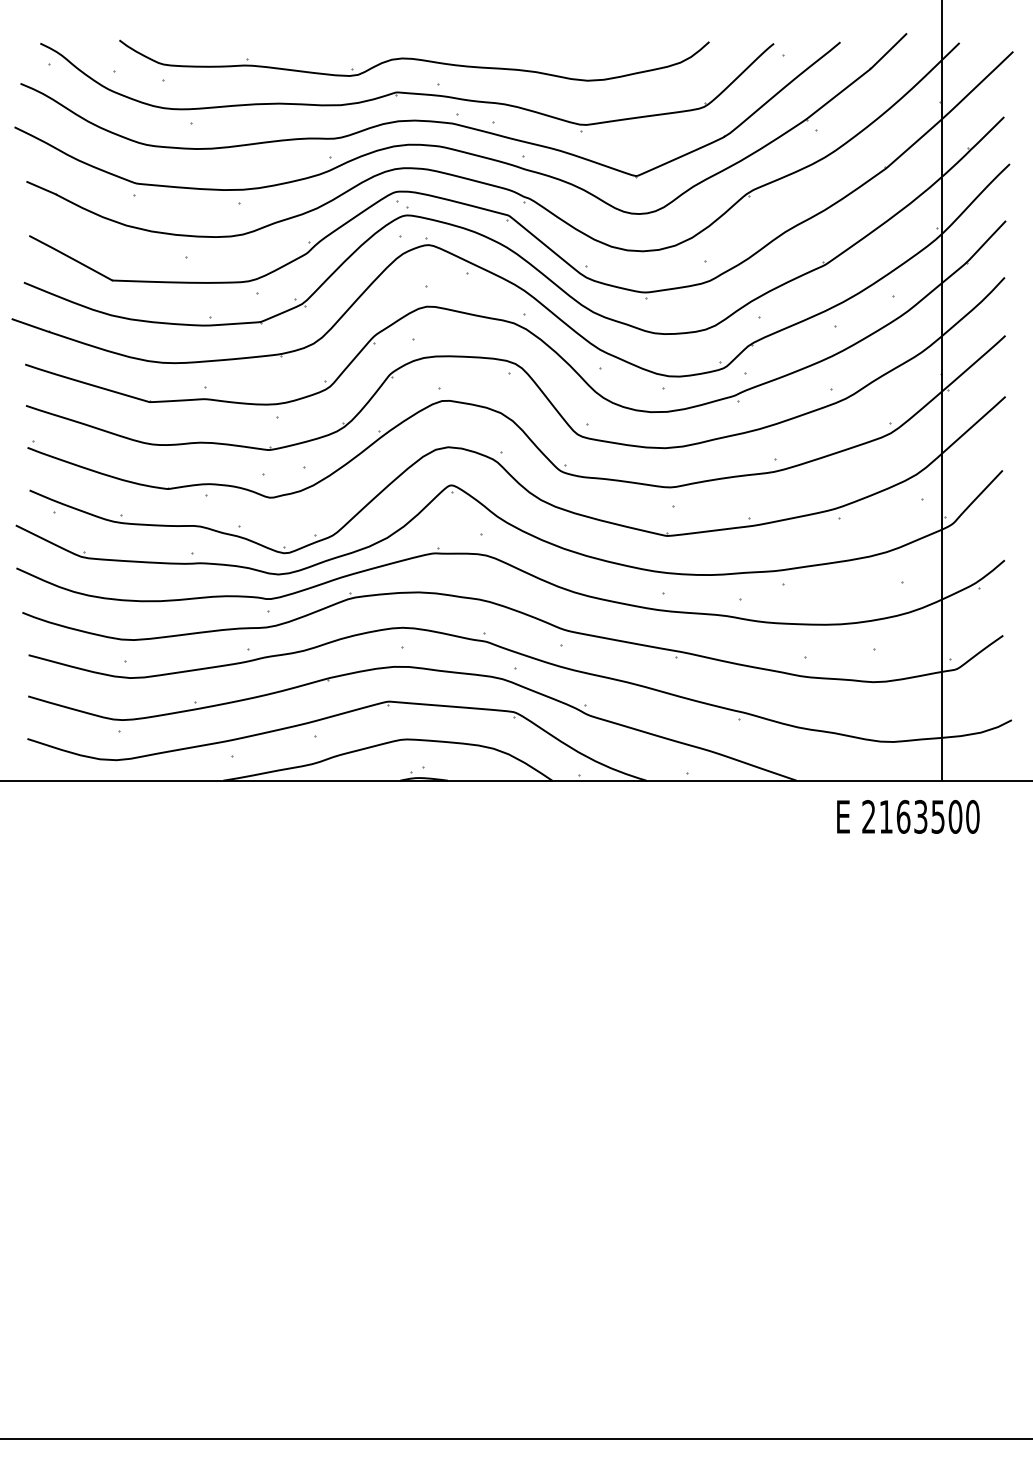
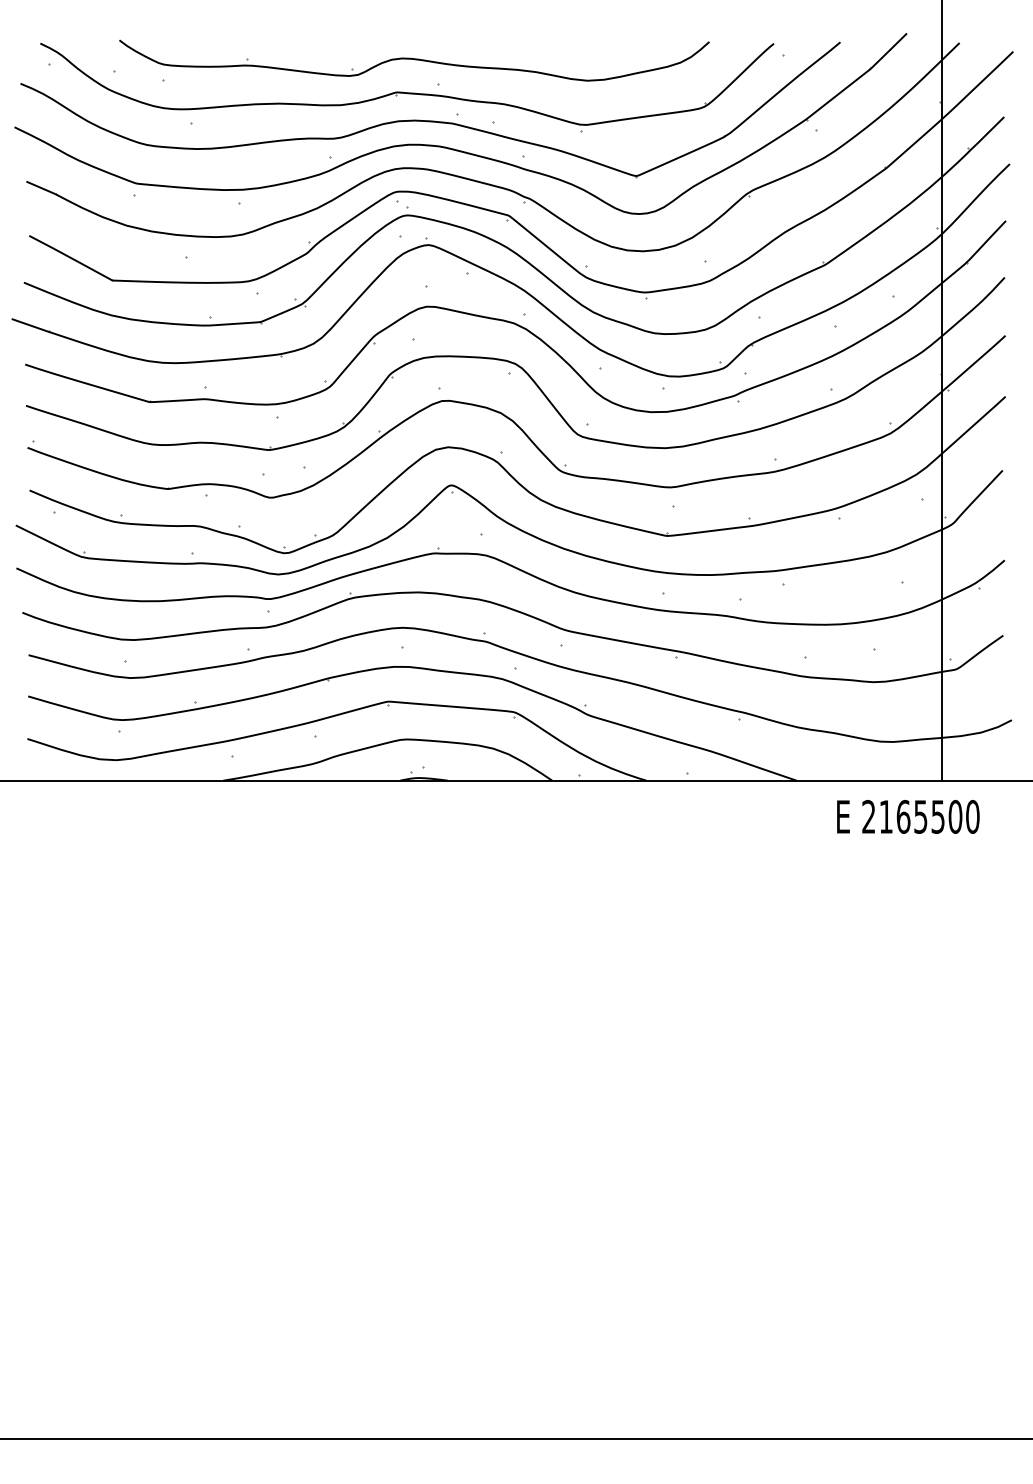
text: 2163500 -> 2165500 (920, 816)
